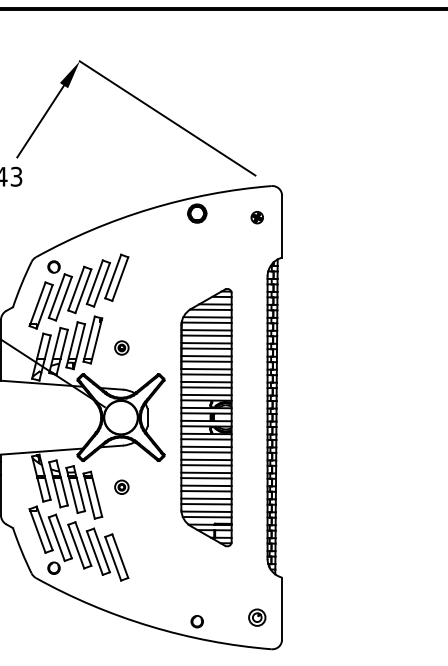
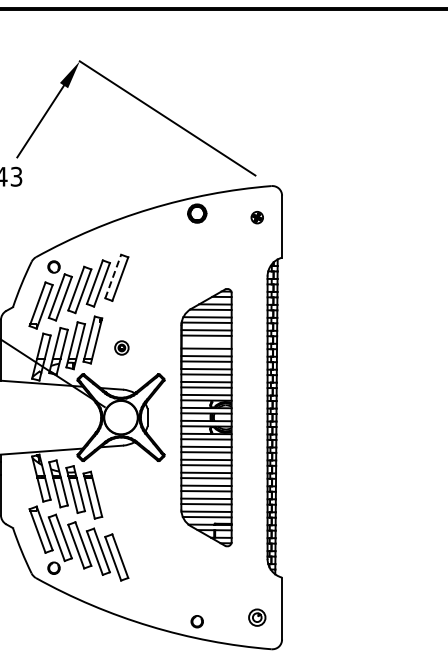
line: solid -> dashed (113, 276)
line: present -> none (206, 343)
part: present -> none (121, 486)
